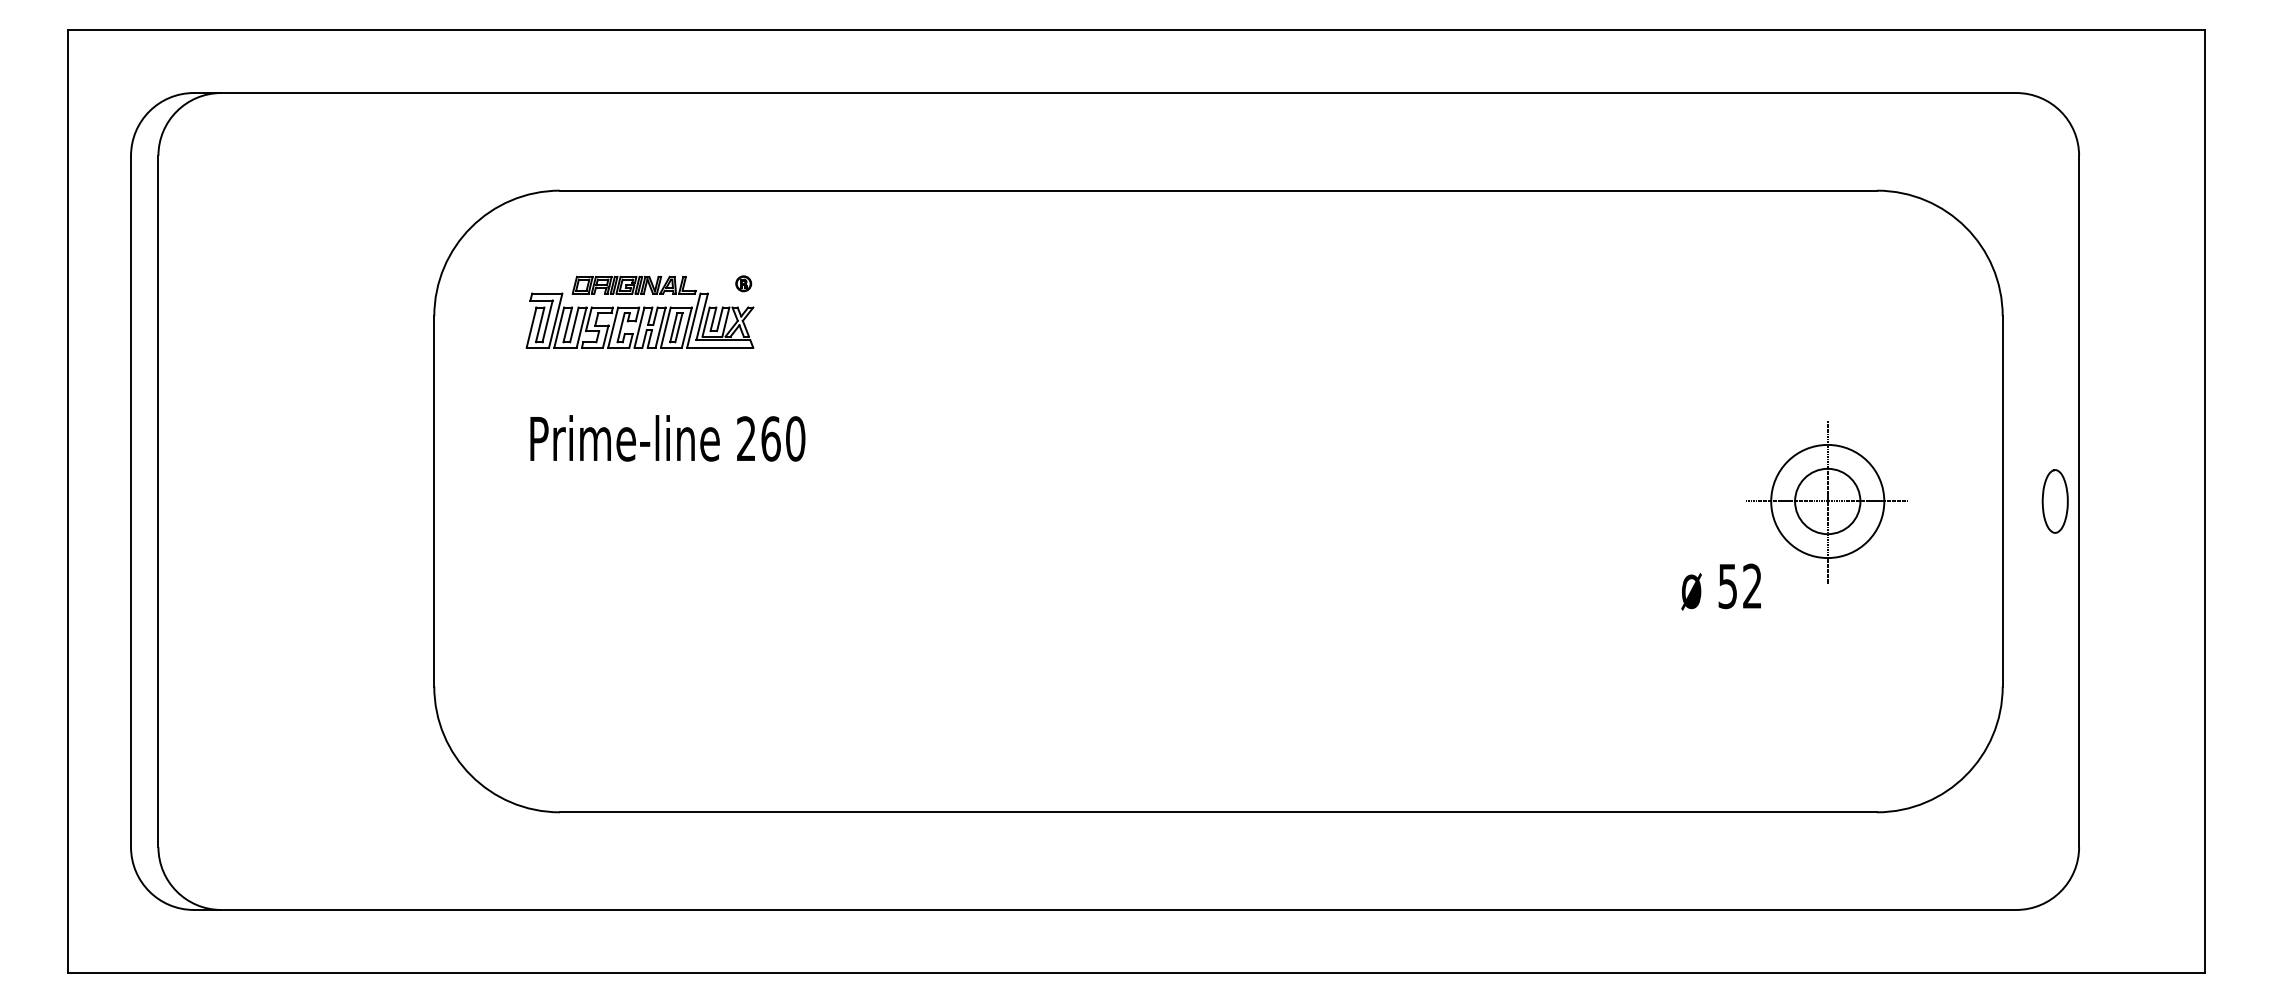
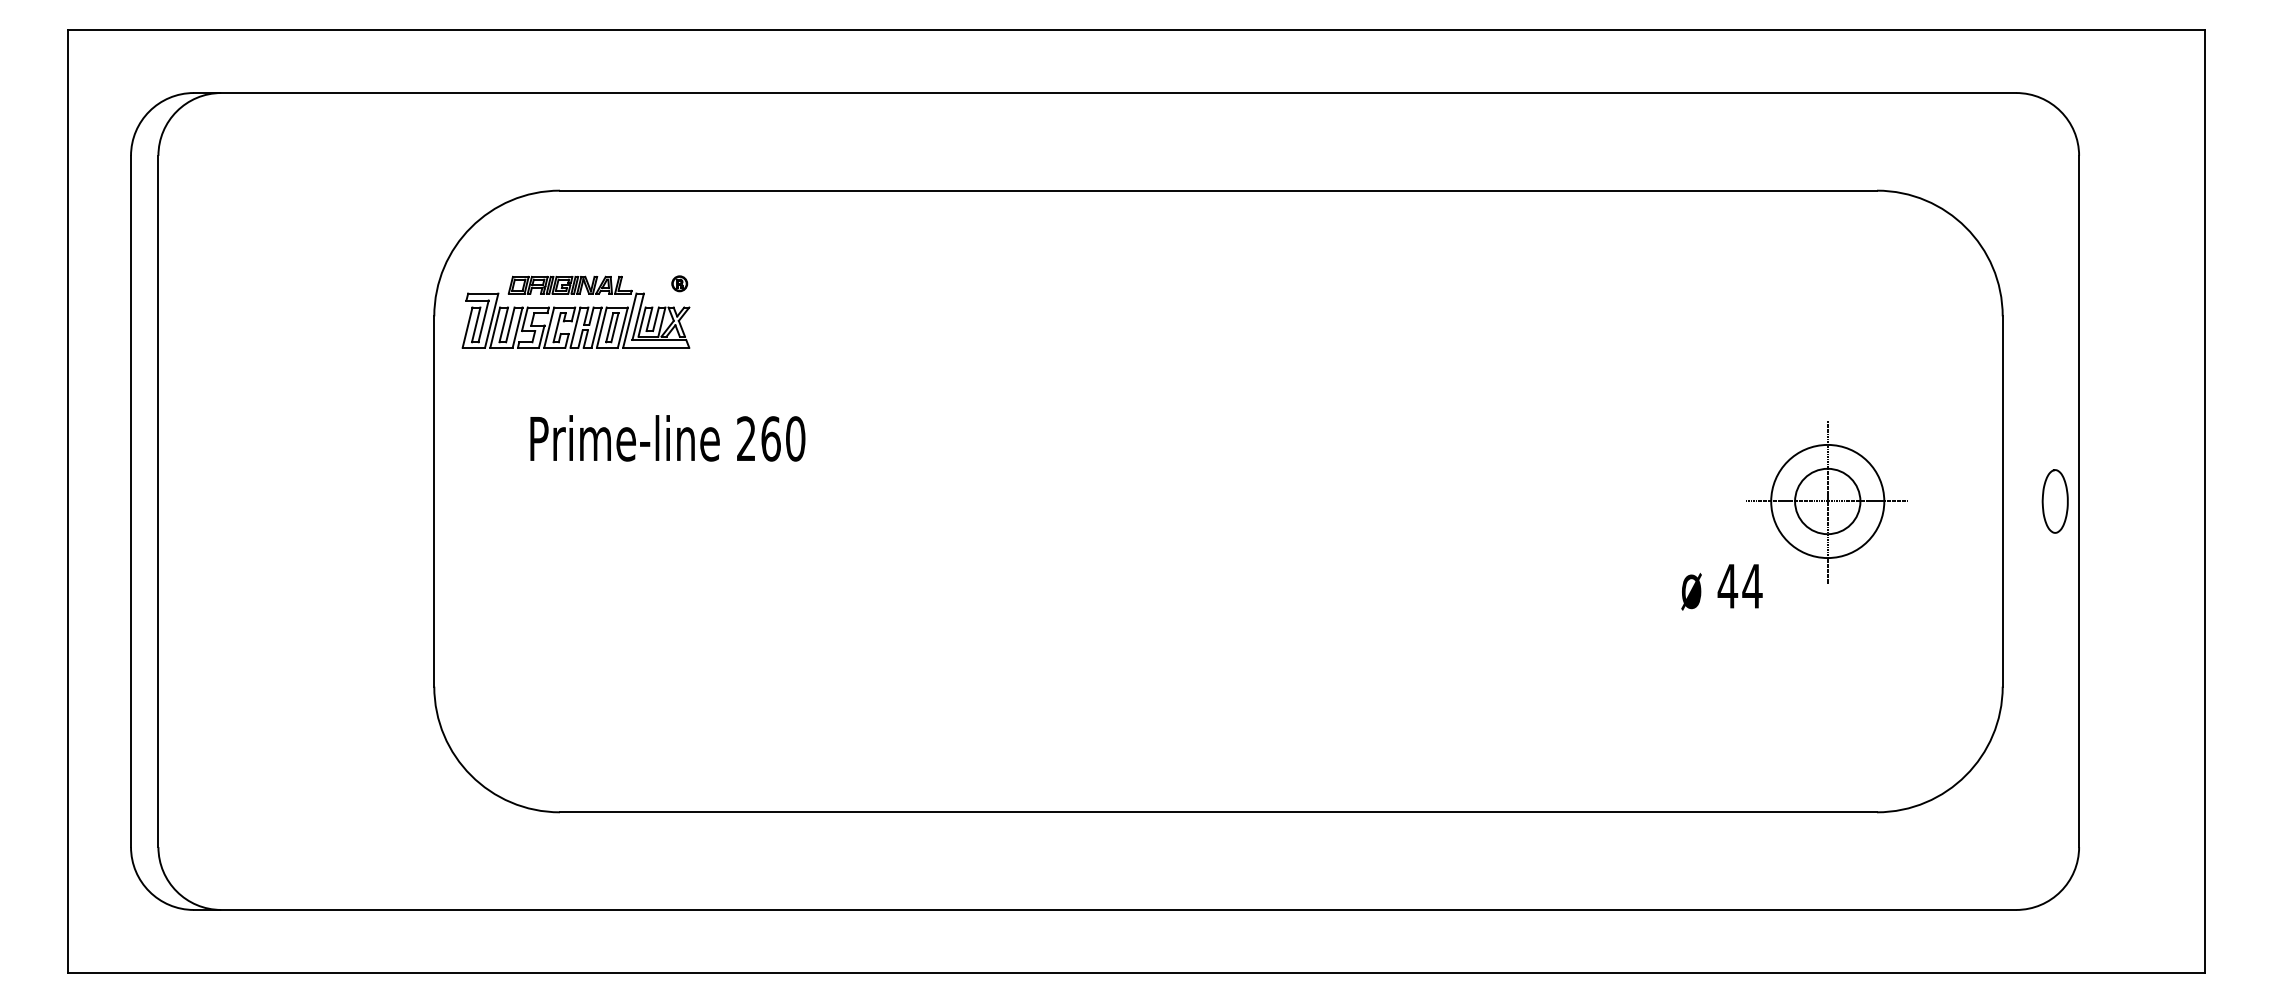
part position: (639, 311) -> (575, 311) (575, 311)
text: 52 -> 44 (1739, 586)
